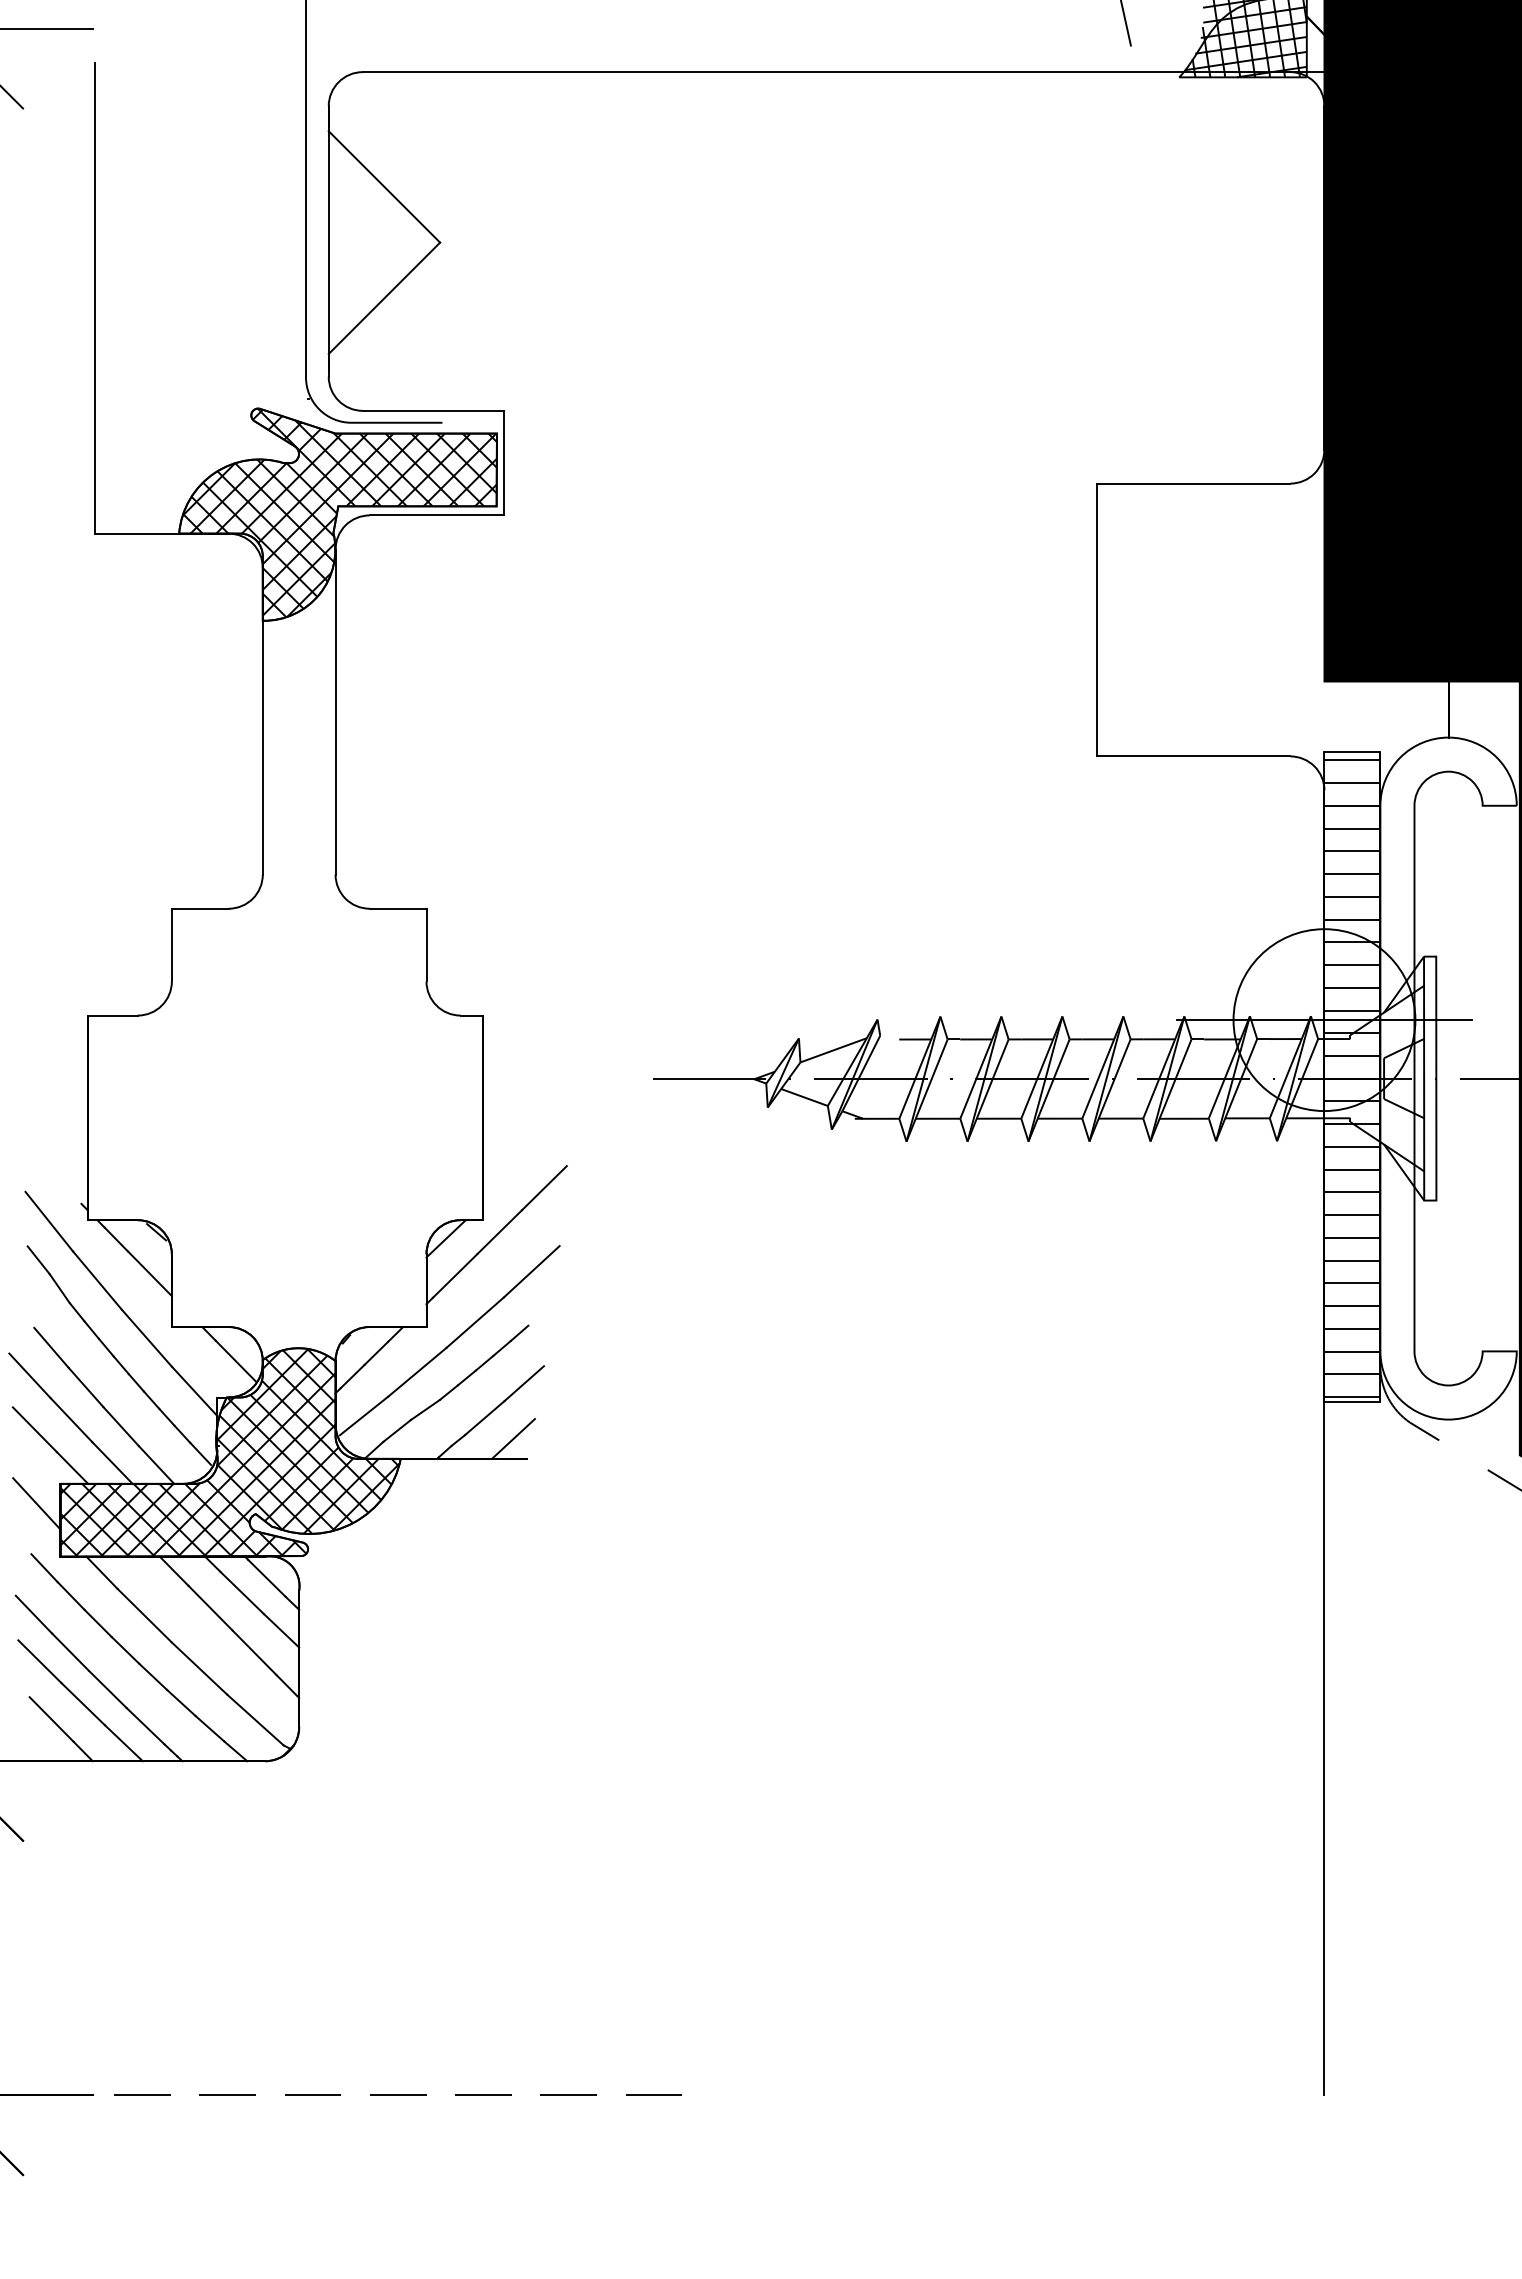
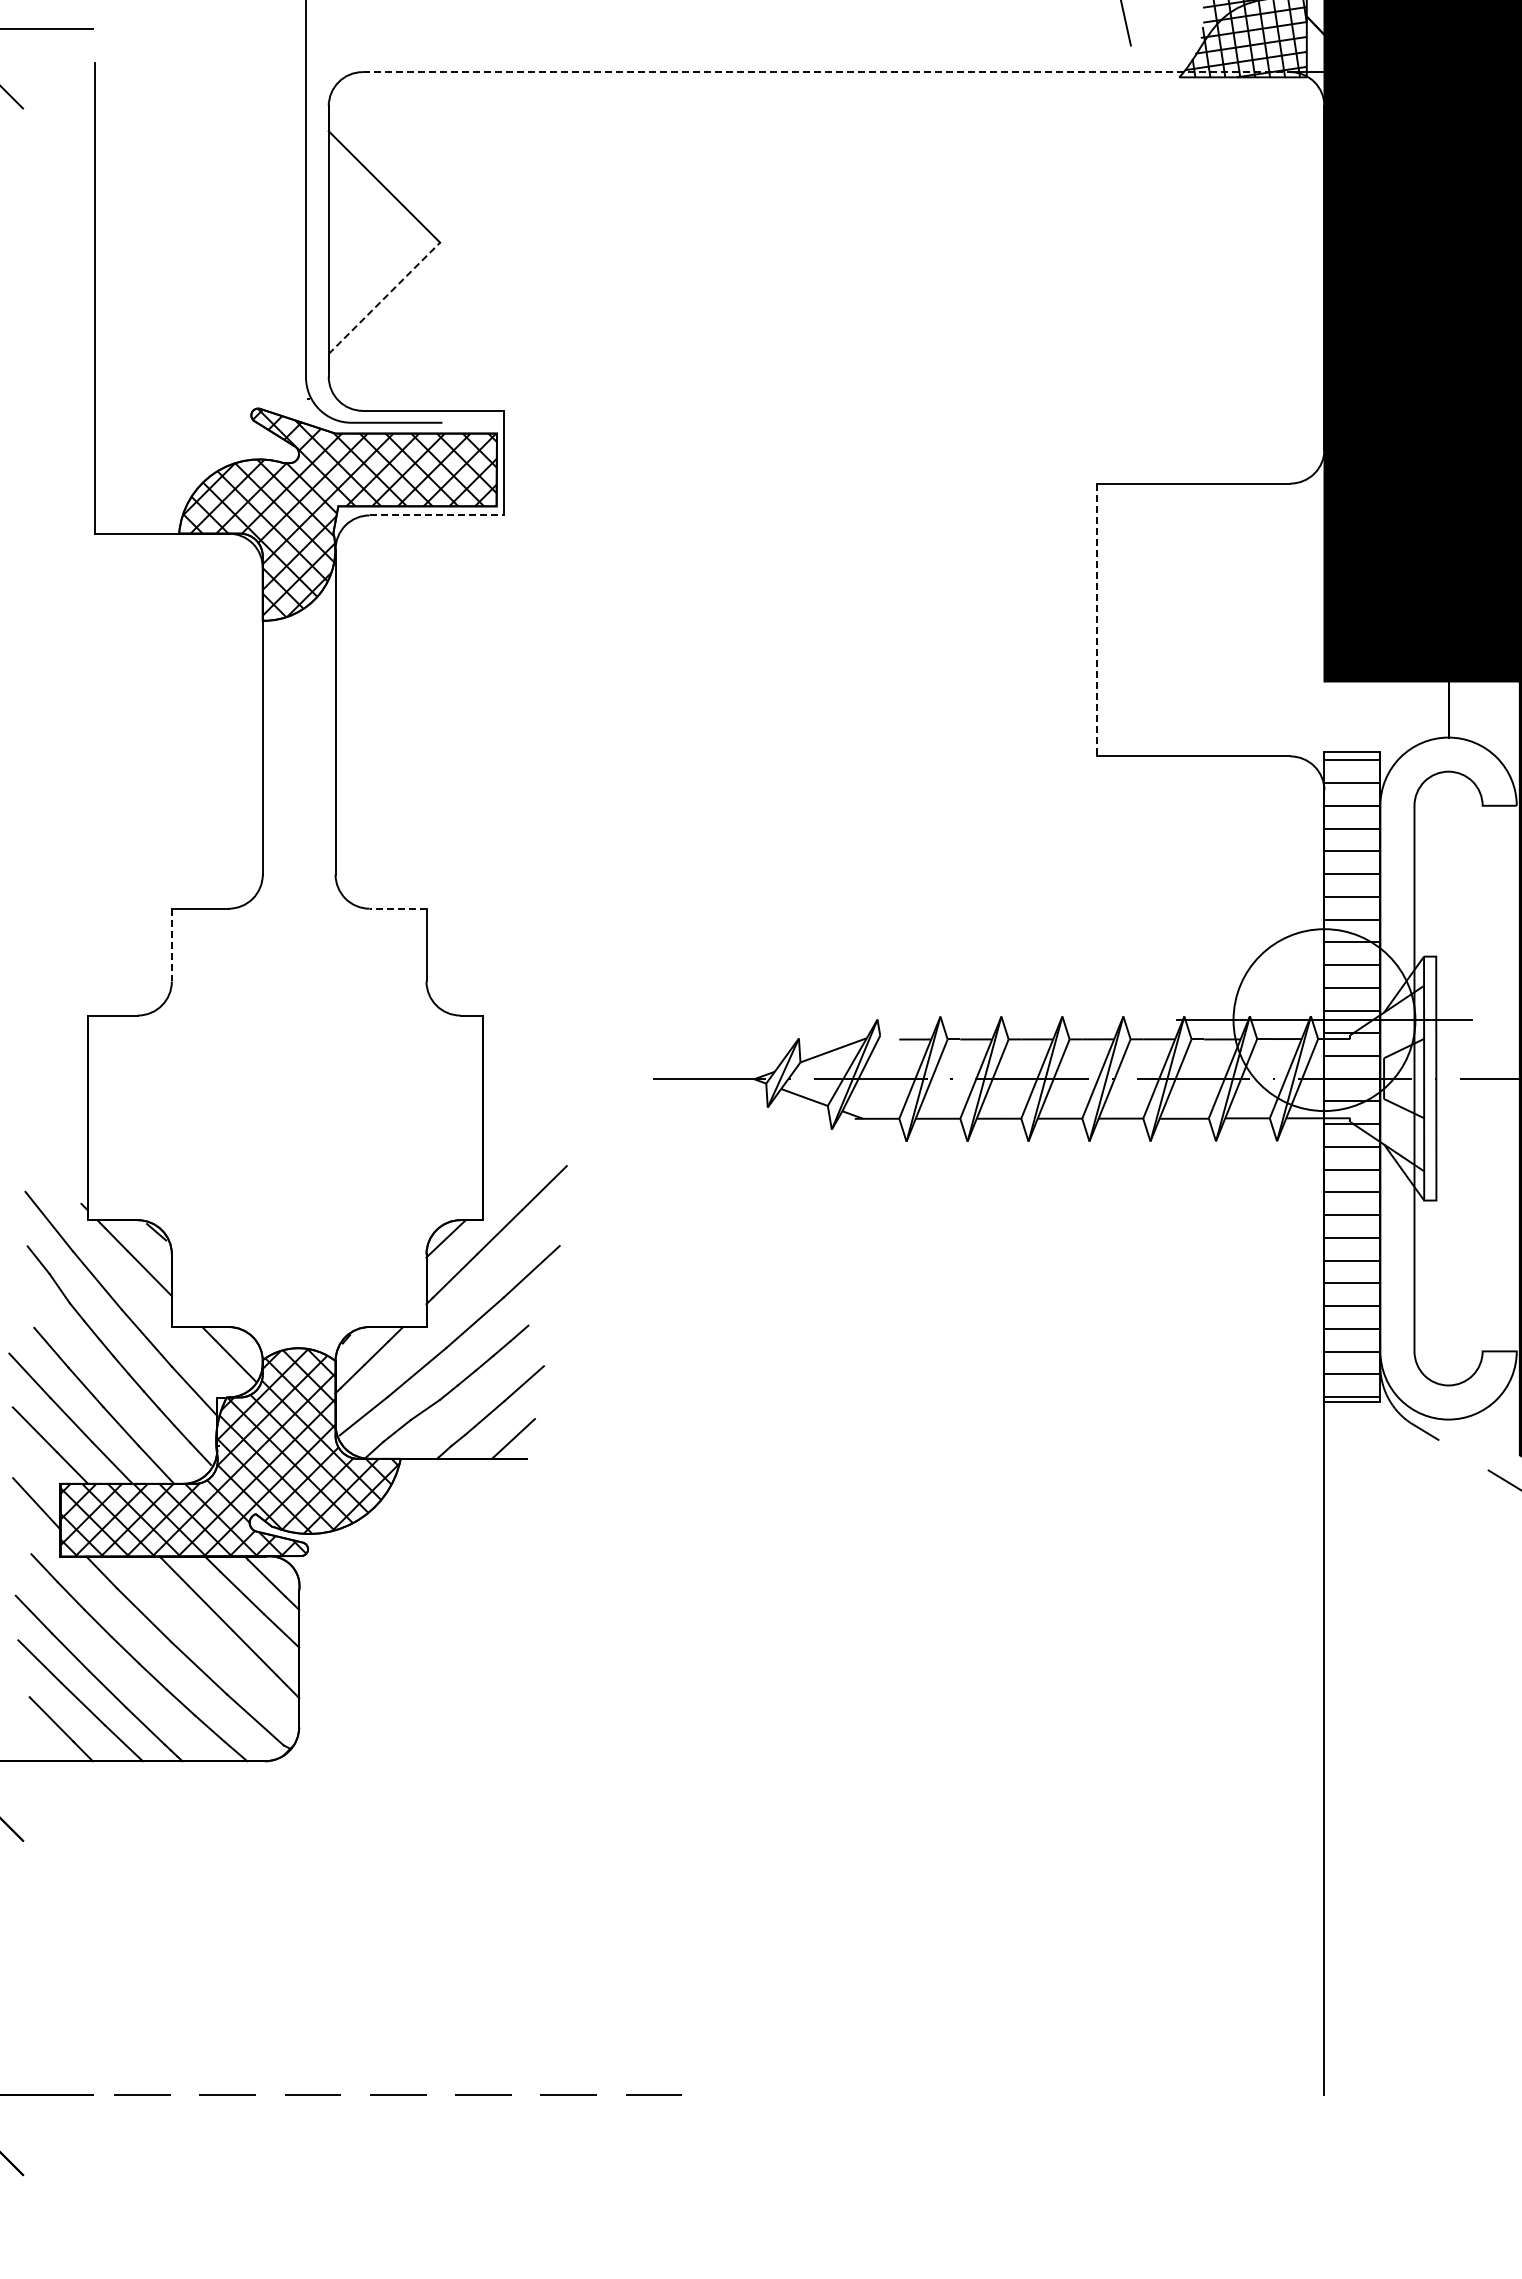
line: solid -> dashed (826, 72)
line: solid -> dashed (384, 298)
line: solid -> dashed (437, 515)
line: solid -> dashed (1097, 620)
line: solid -> dashed (397, 908)
line: solid -> dashed (171, 945)
